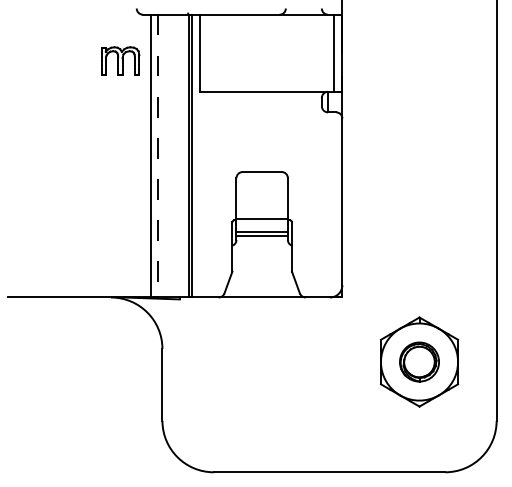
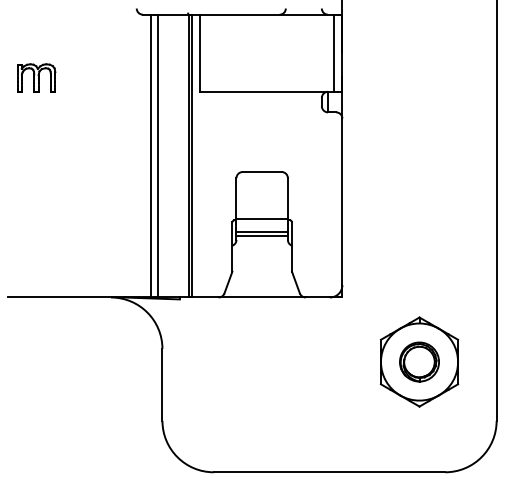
part position: (120, 60) -> (36, 77) (36, 77)
line: dashed -> solid (158, 156)
